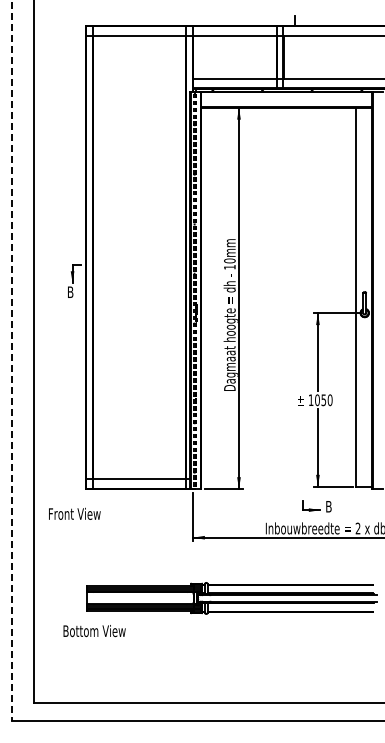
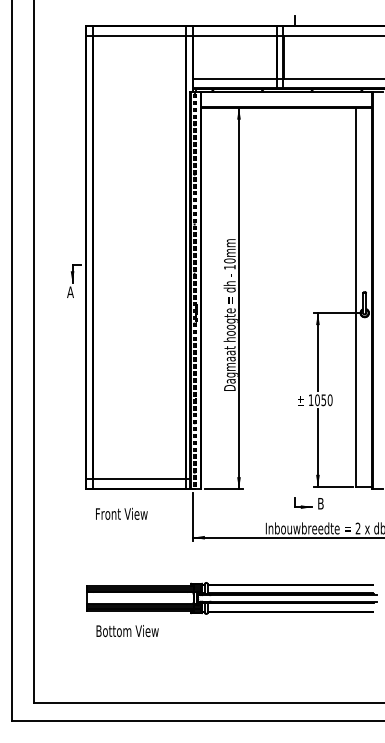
text: B -> A (70, 291)
line: dashed -> solid (11, 360)
part position: (316, 506) -> (308, 503) (308, 503)
text position: (74, 513) -> (121, 513) (121, 513)
text position: (94, 631) -> (127, 631) (127, 631)
